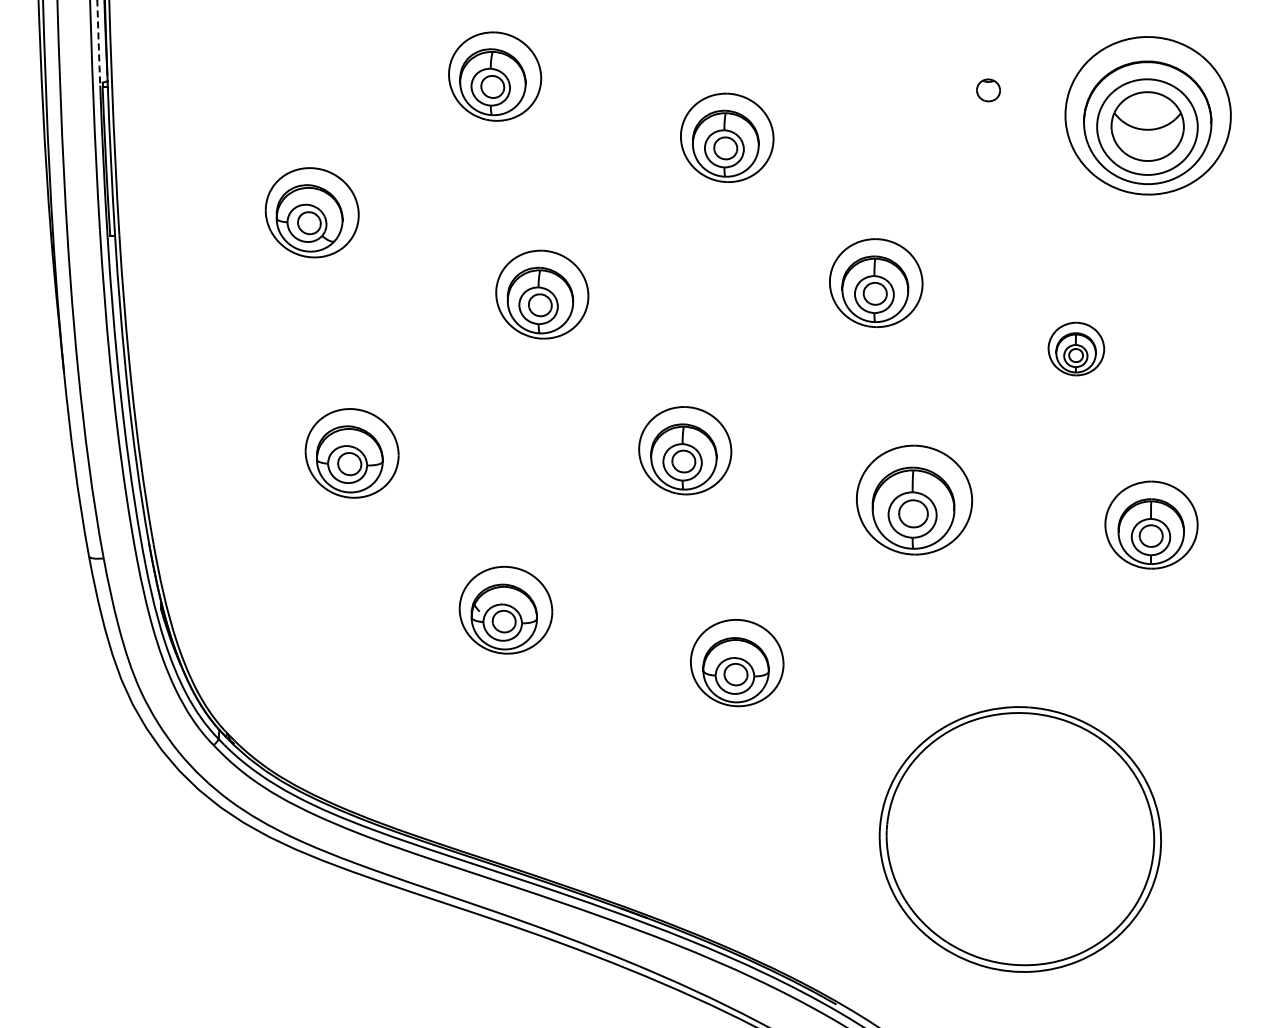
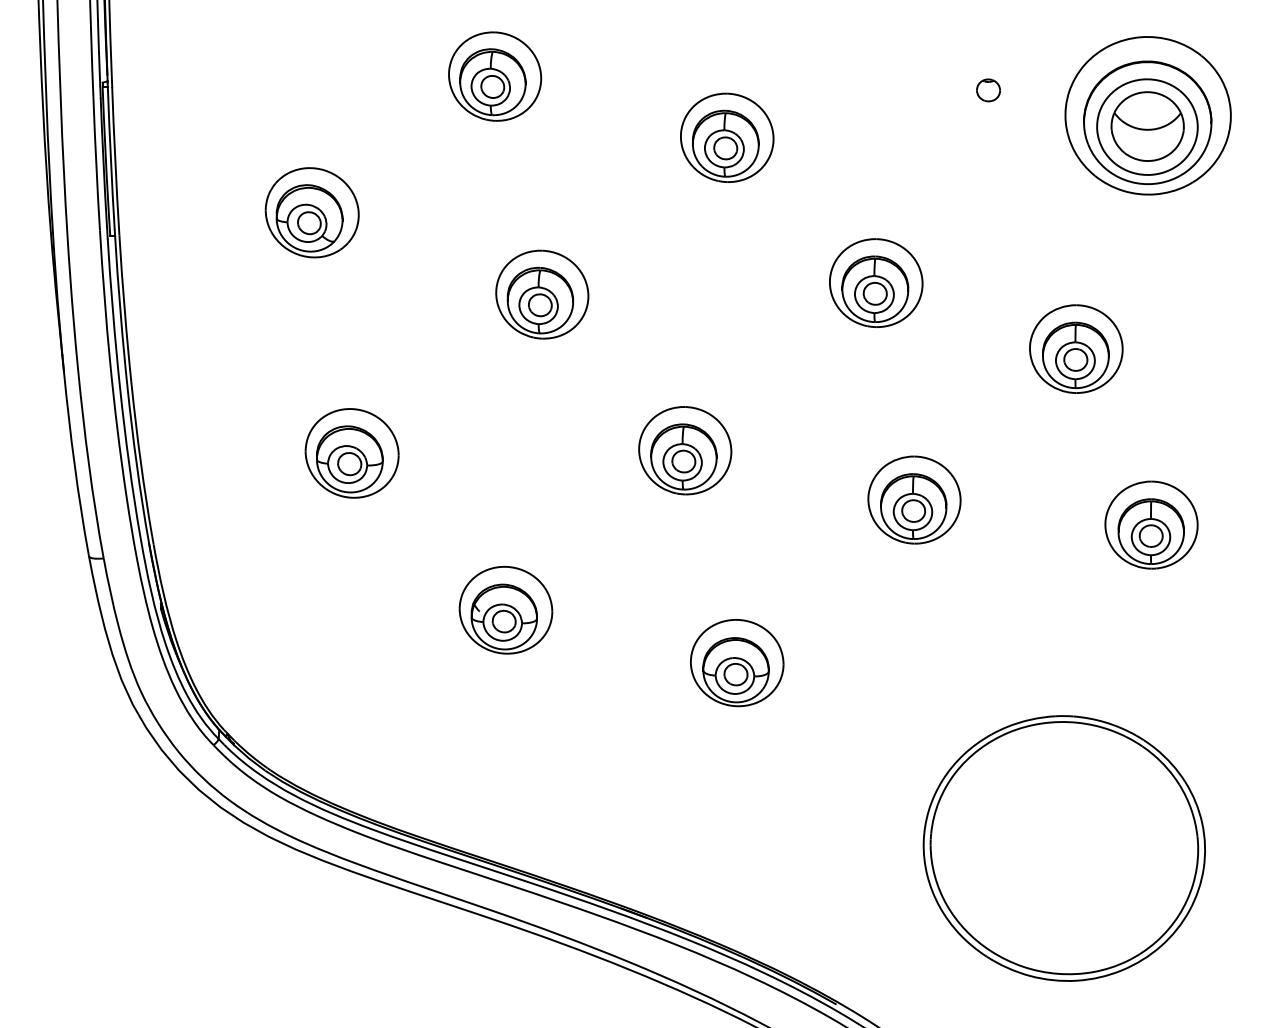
arc: dashed -> solid (98, 42)
part size: 59x56 px -> 95x90 px (1076, 348)
part size: 118x112 px -> 95x90 px (914, 499)
part position: (1019, 839) -> (1063, 848) (1063, 848)
